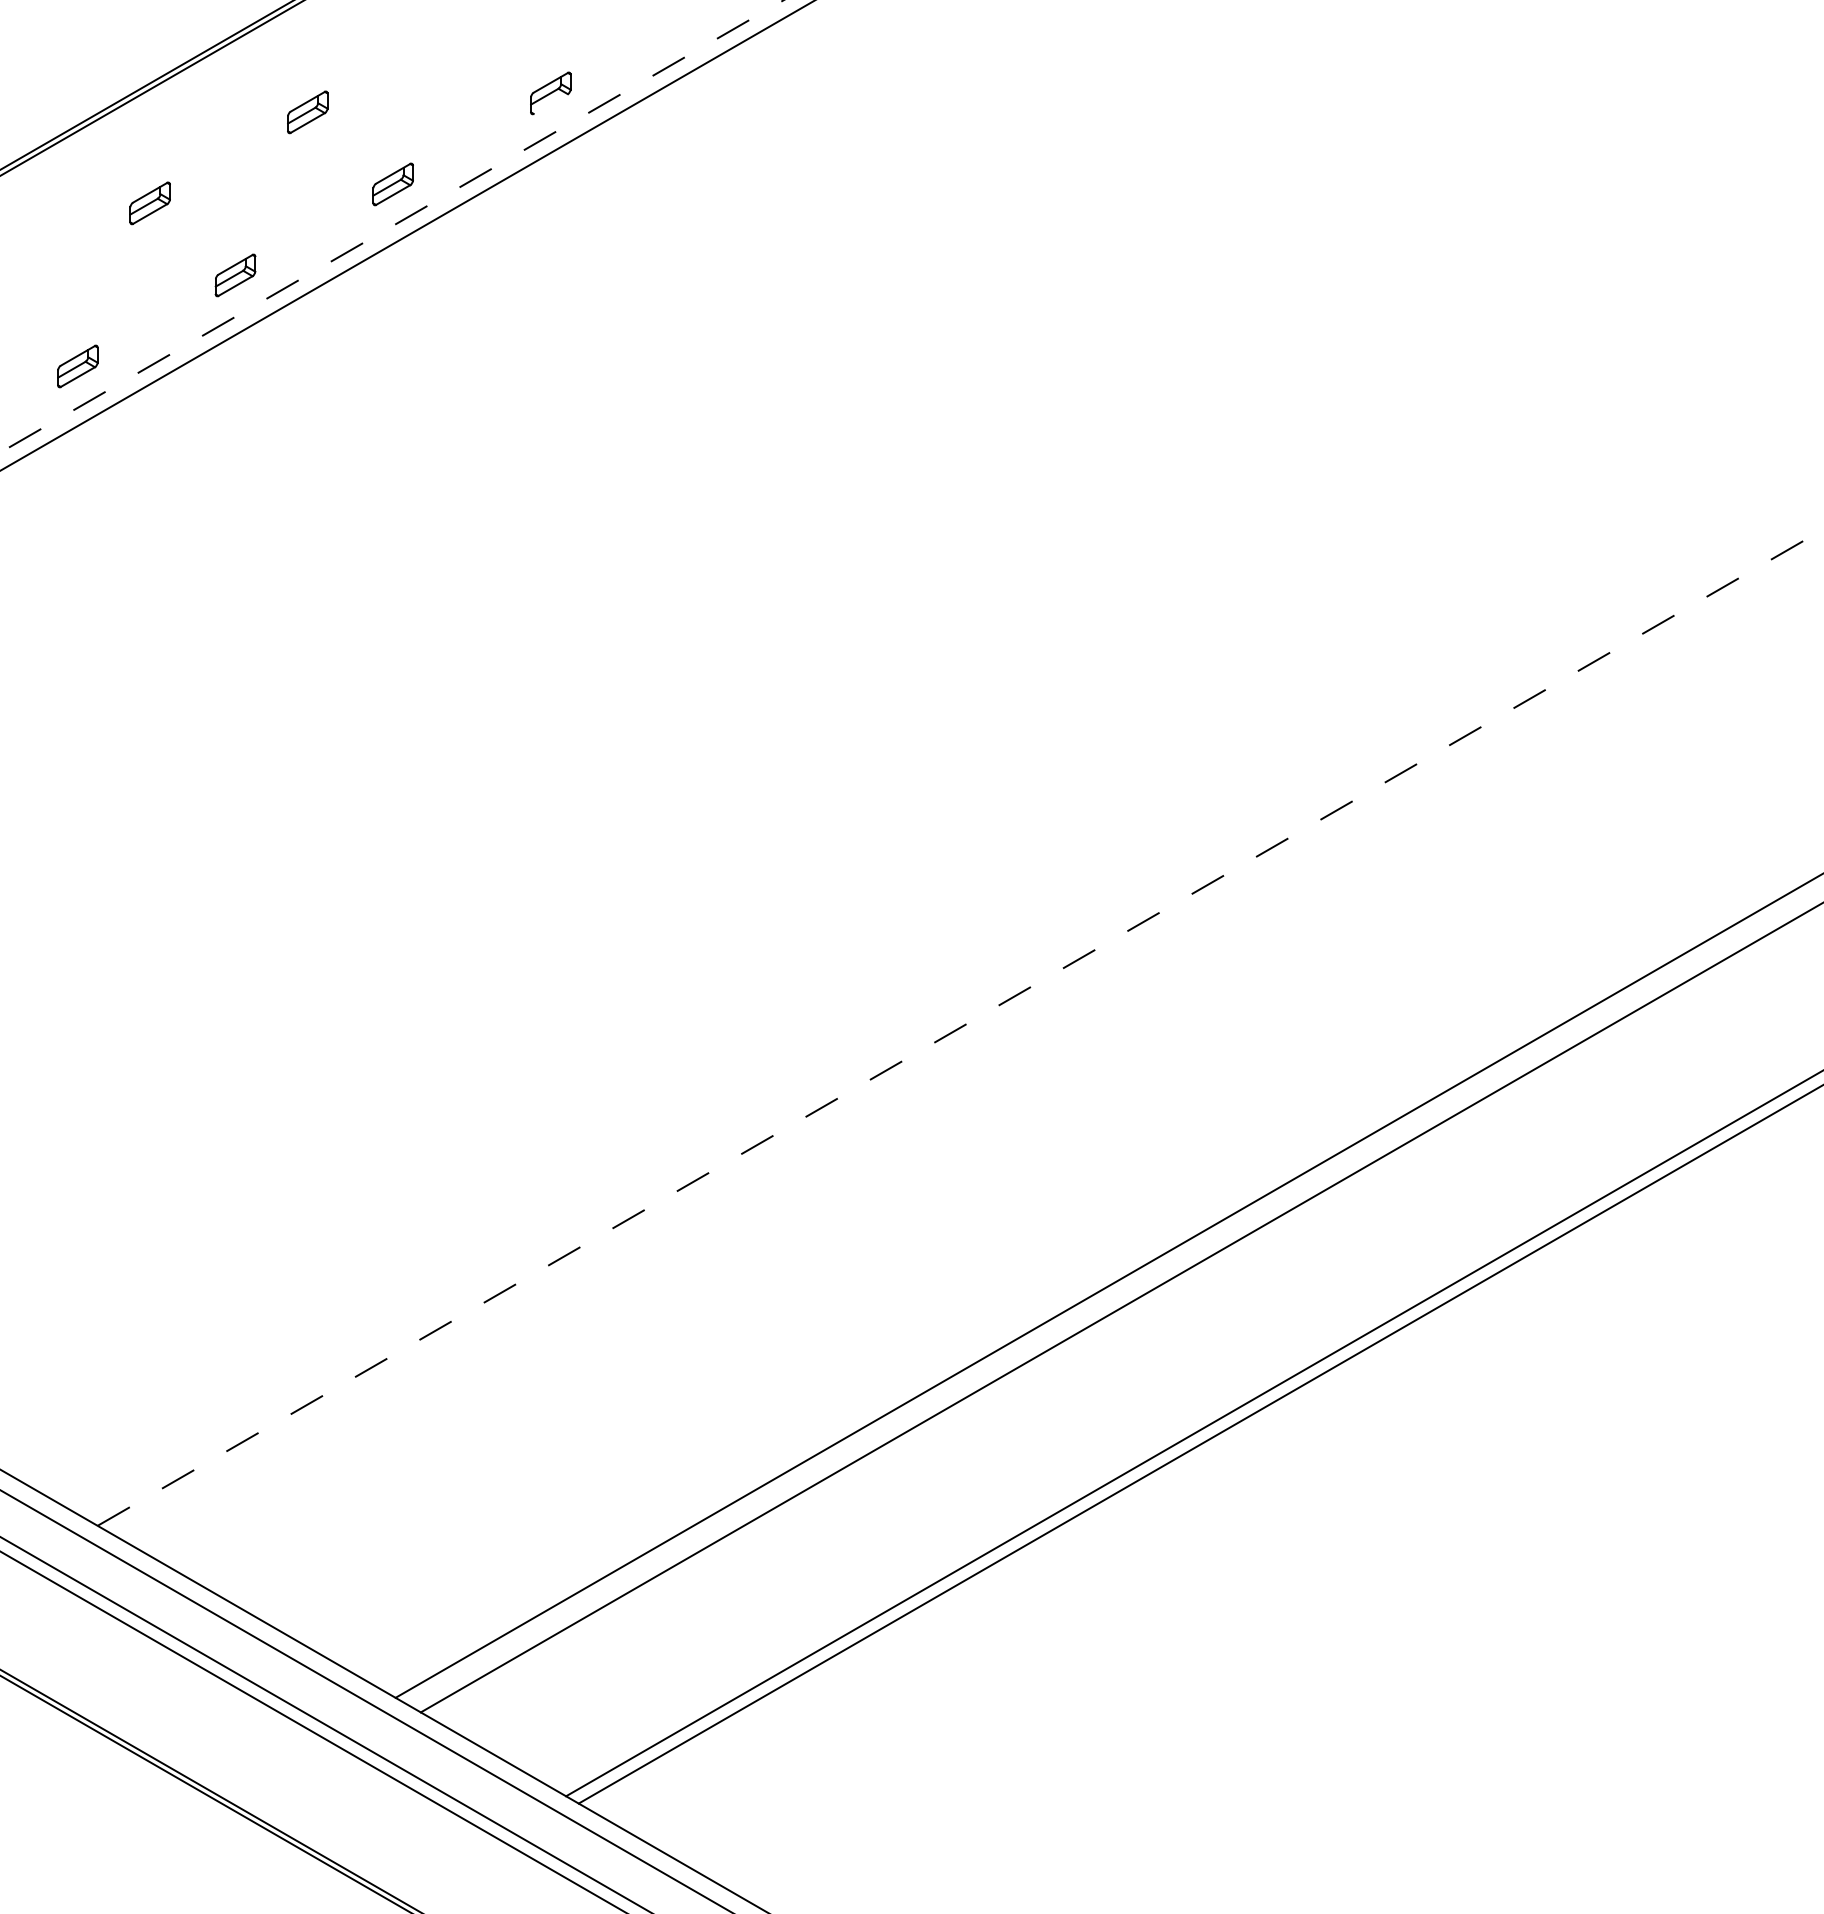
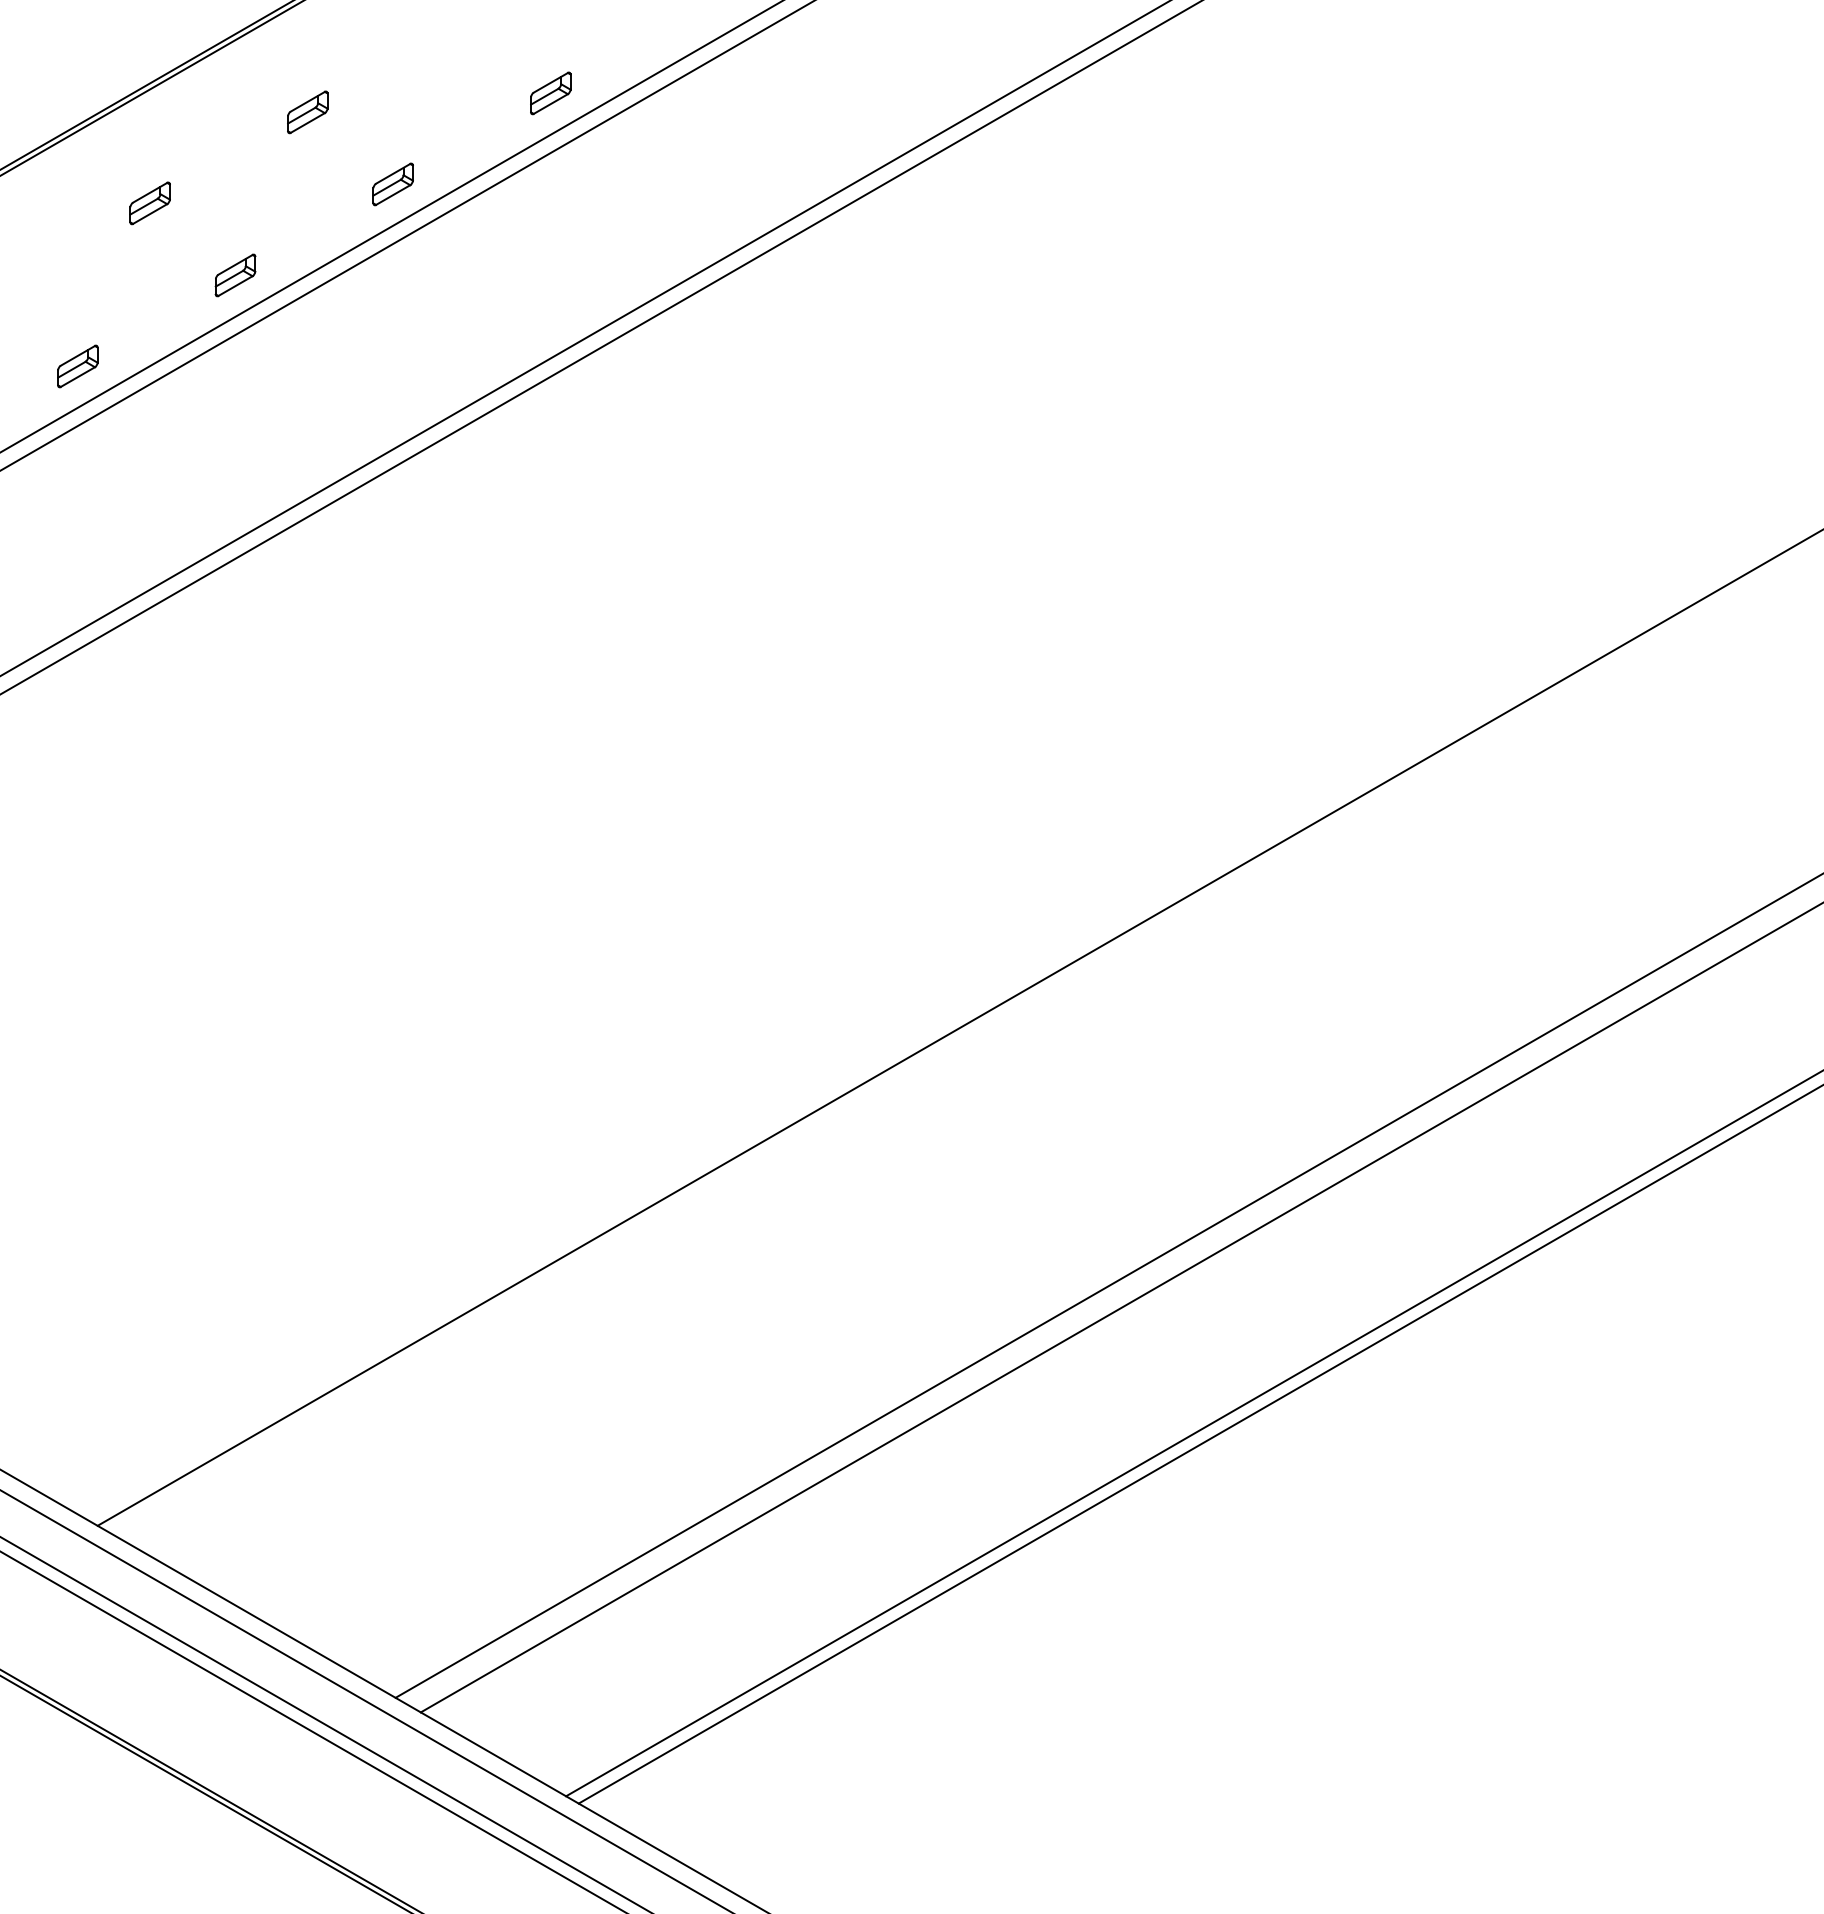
line: none -> present (550, 103)
line: dashed -> solid (392, 226)
line: none -> present (584, 338)
line: none -> present (600, 347)
line: dashed -> solid (960, 1027)
